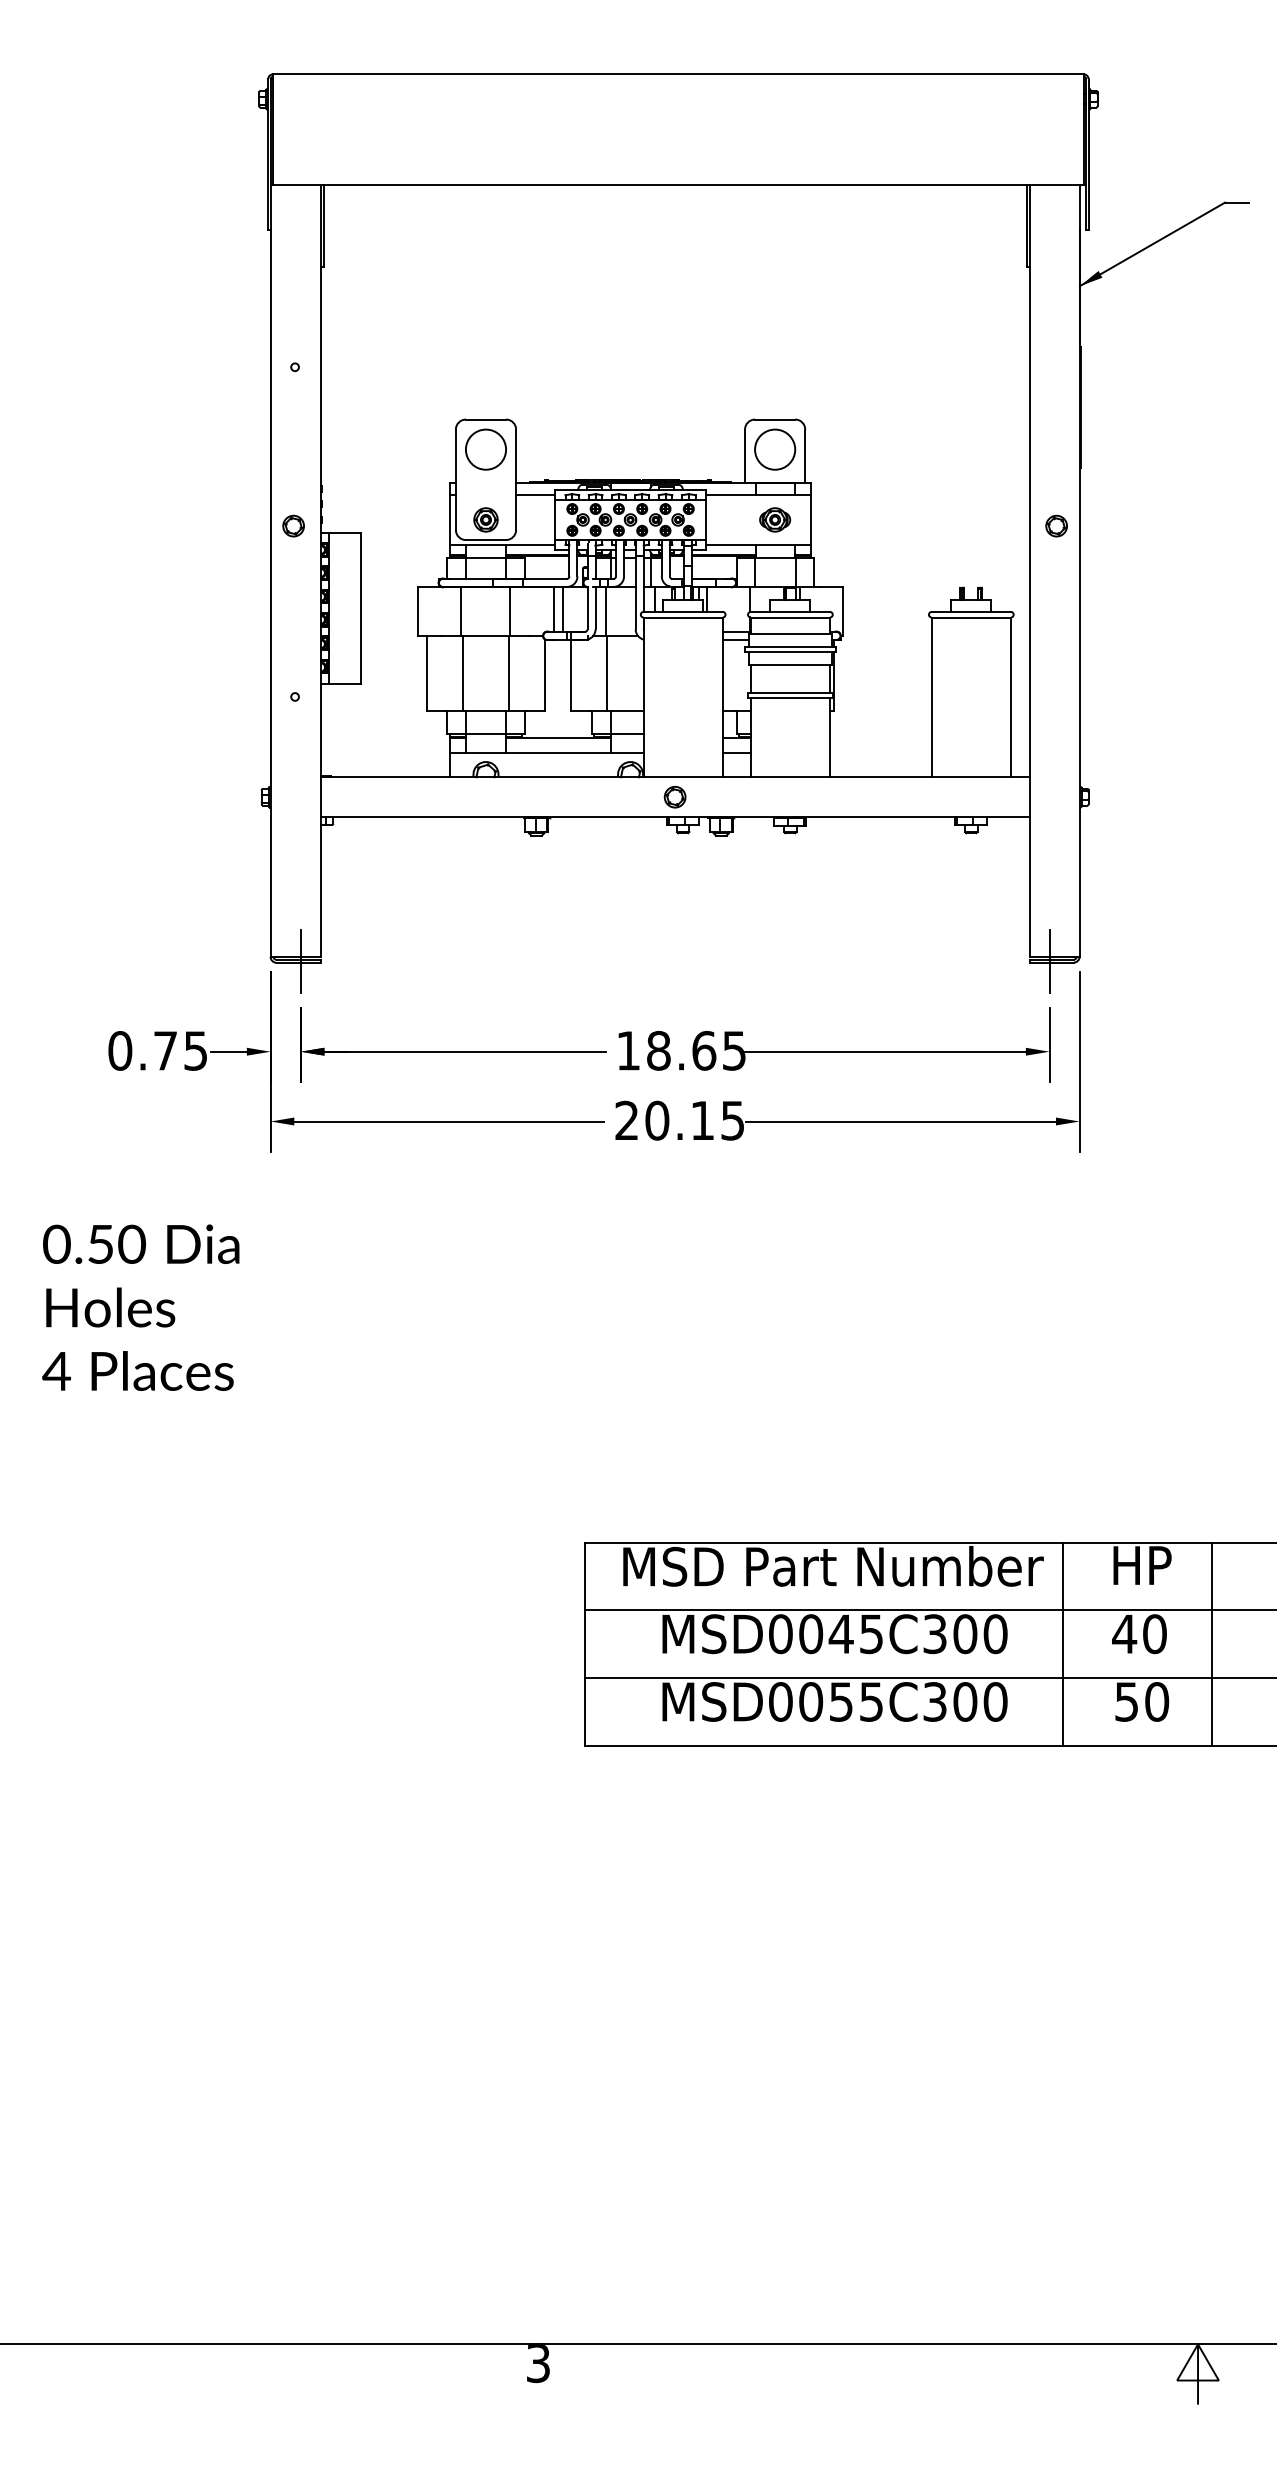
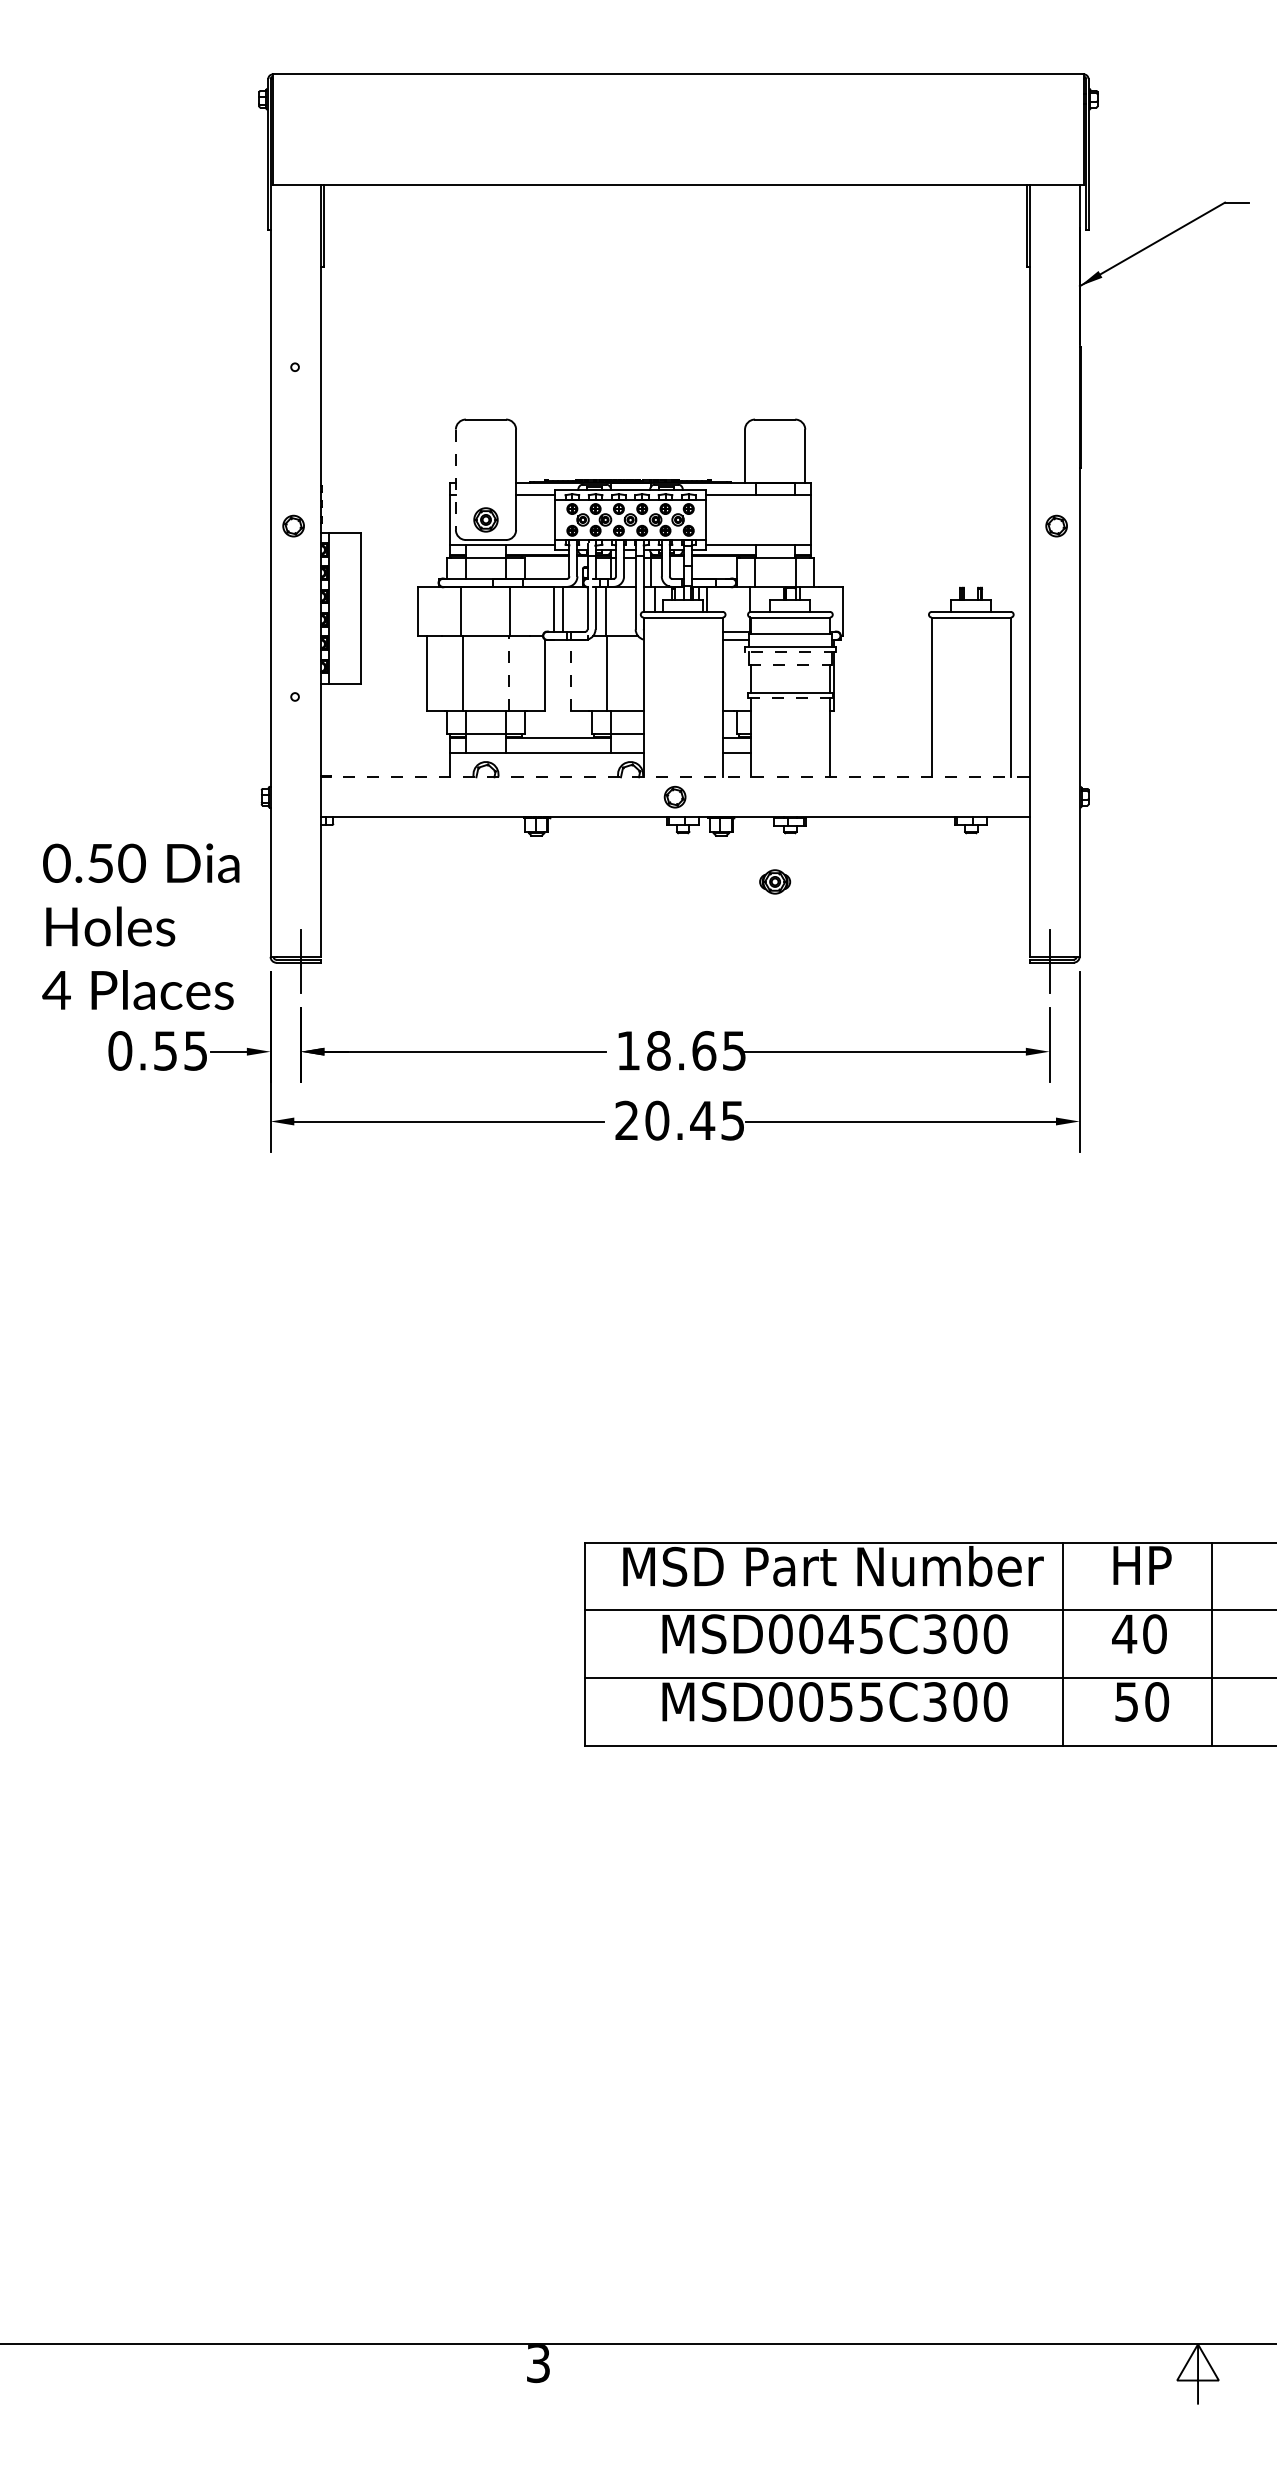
circle: present -> none (485, 449)
circle: present -> none (775, 449)
line: solid -> dashed (455, 480)
part position: (775, 519) -> (775, 881) (775, 881)
line: solid -> dashed (789, 652)
line: solid -> dashed (790, 664)
line: solid -> dashed (509, 673)
line: solid -> dashed (571, 674)
line: solid -> dashed (790, 697)
line: solid -> dashed (674, 777)
text: 0.75 -> 0.55 (165, 1050)
text: 20.15 -> 20.45 (702, 1120)
text position: (140, 1307) -> (140, 926) (140, 926)
